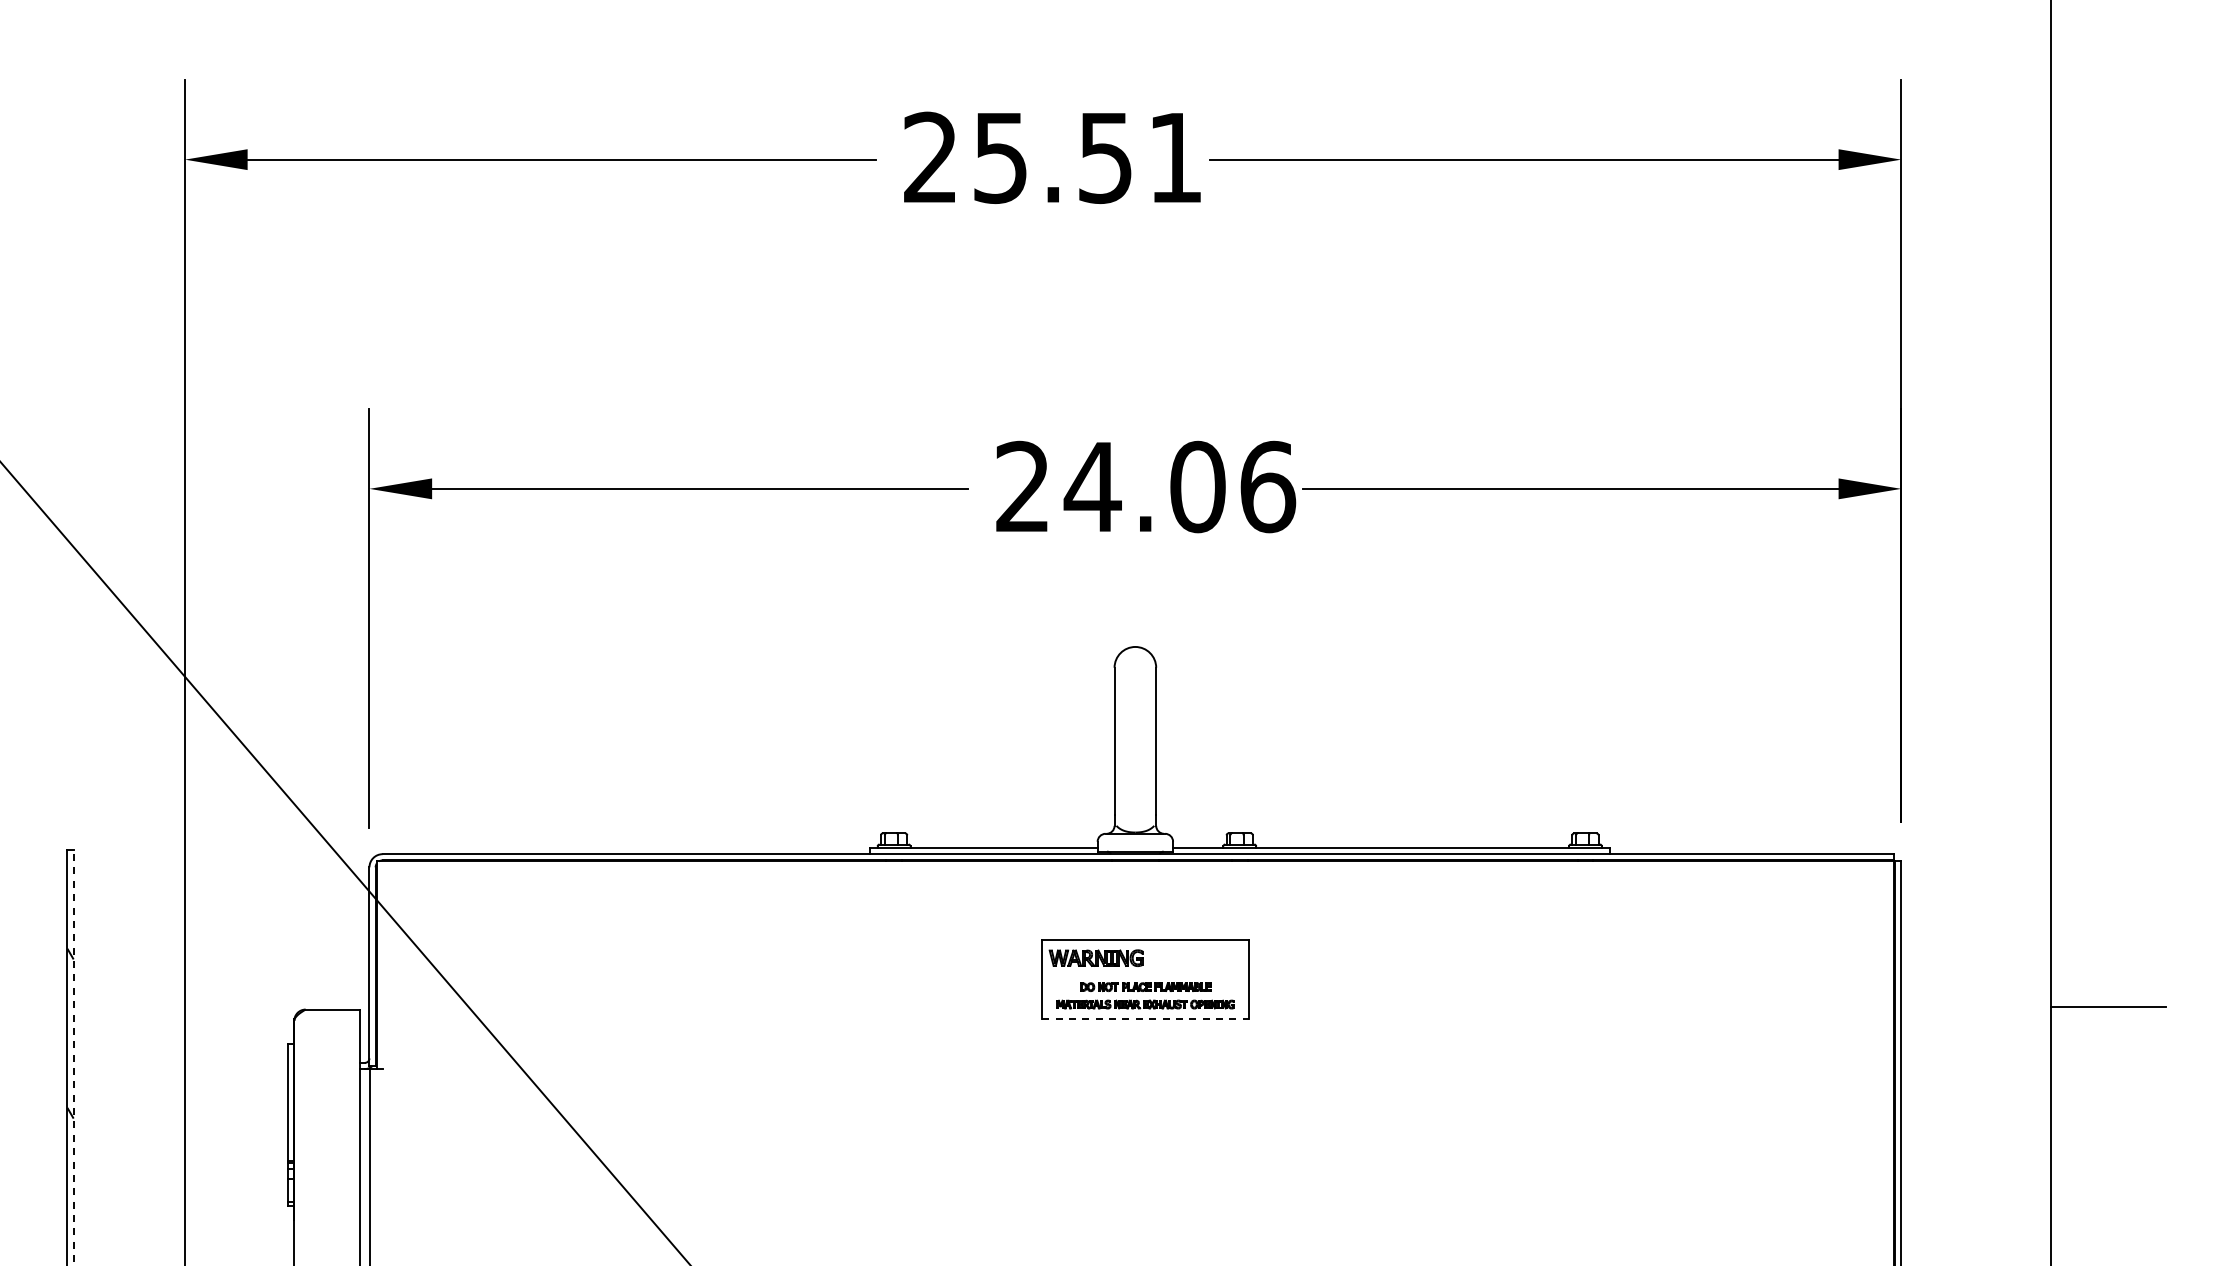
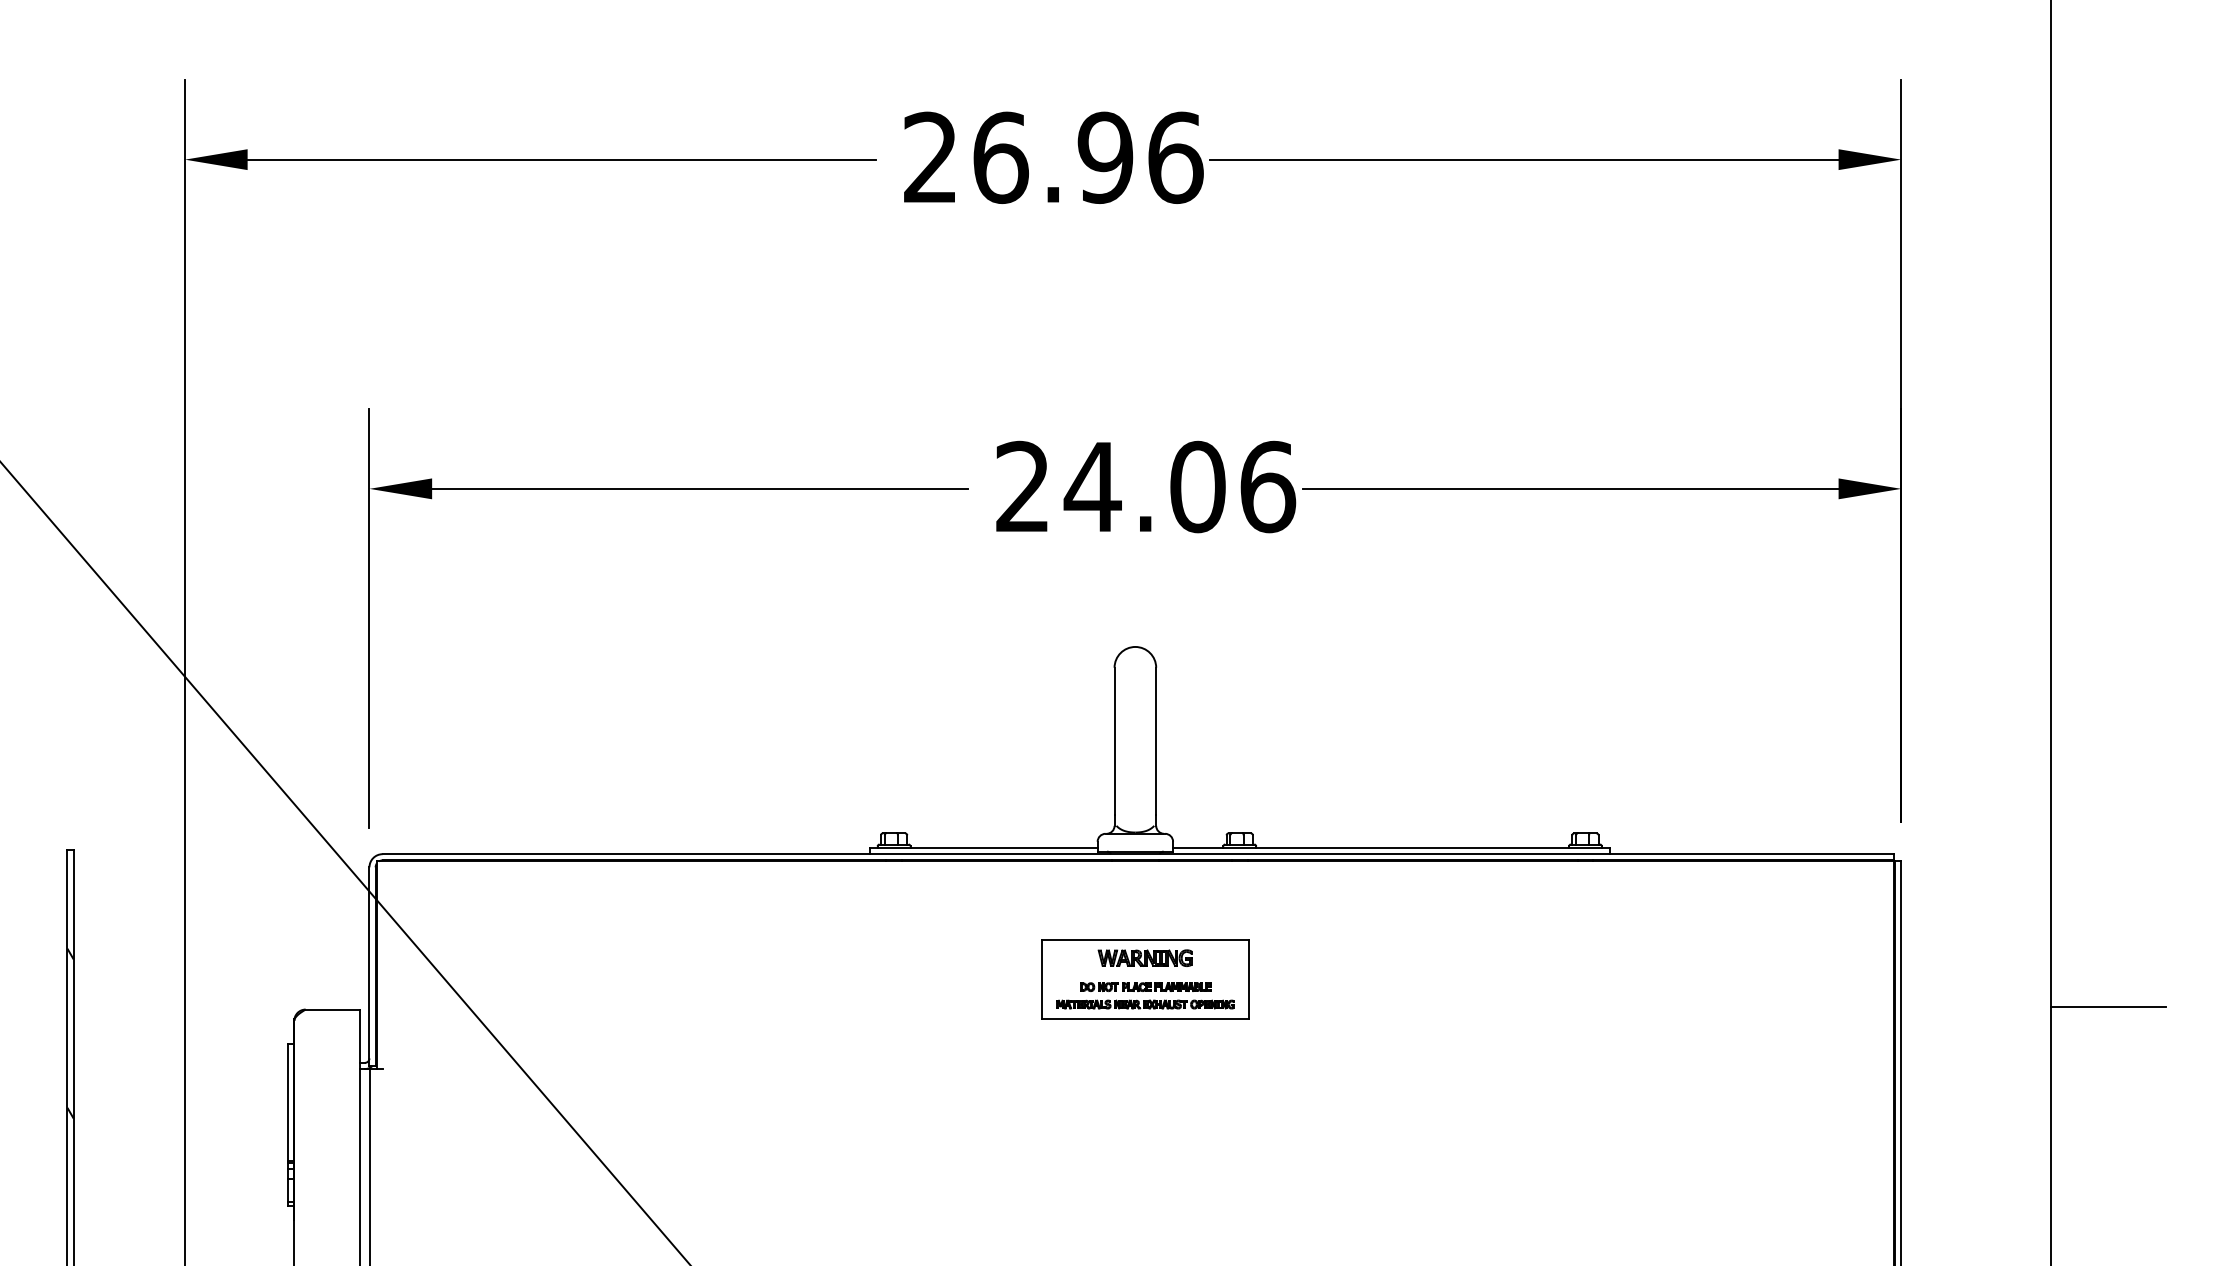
text: 25.51 -> 26.96 (1088, 157)
part position: (1095, 957) -> (1144, 957) (1144, 957)
line: dashed -> solid (1146, 1019)
line: dashed -> solid (73, 1057)
